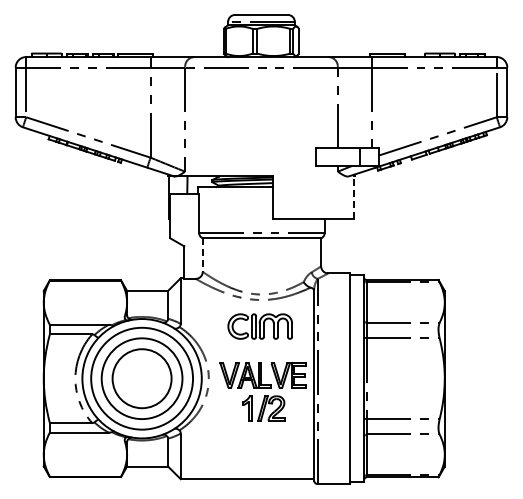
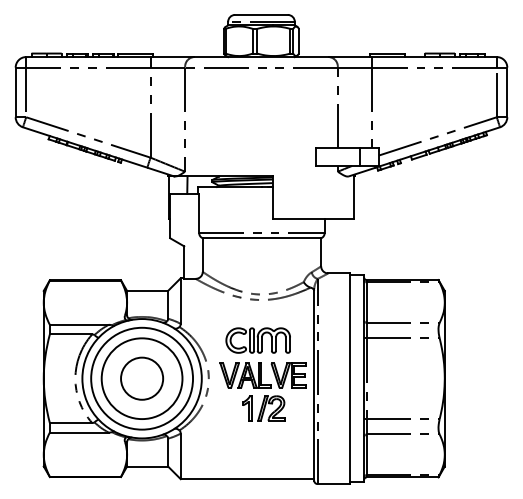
line: dashed -> solid (353, 197)
line: dashed -> solid (202, 255)
part position: (259, 326) -> (257, 340) (257, 340)
circle diameter: 59 px -> 42 px (142, 378)
